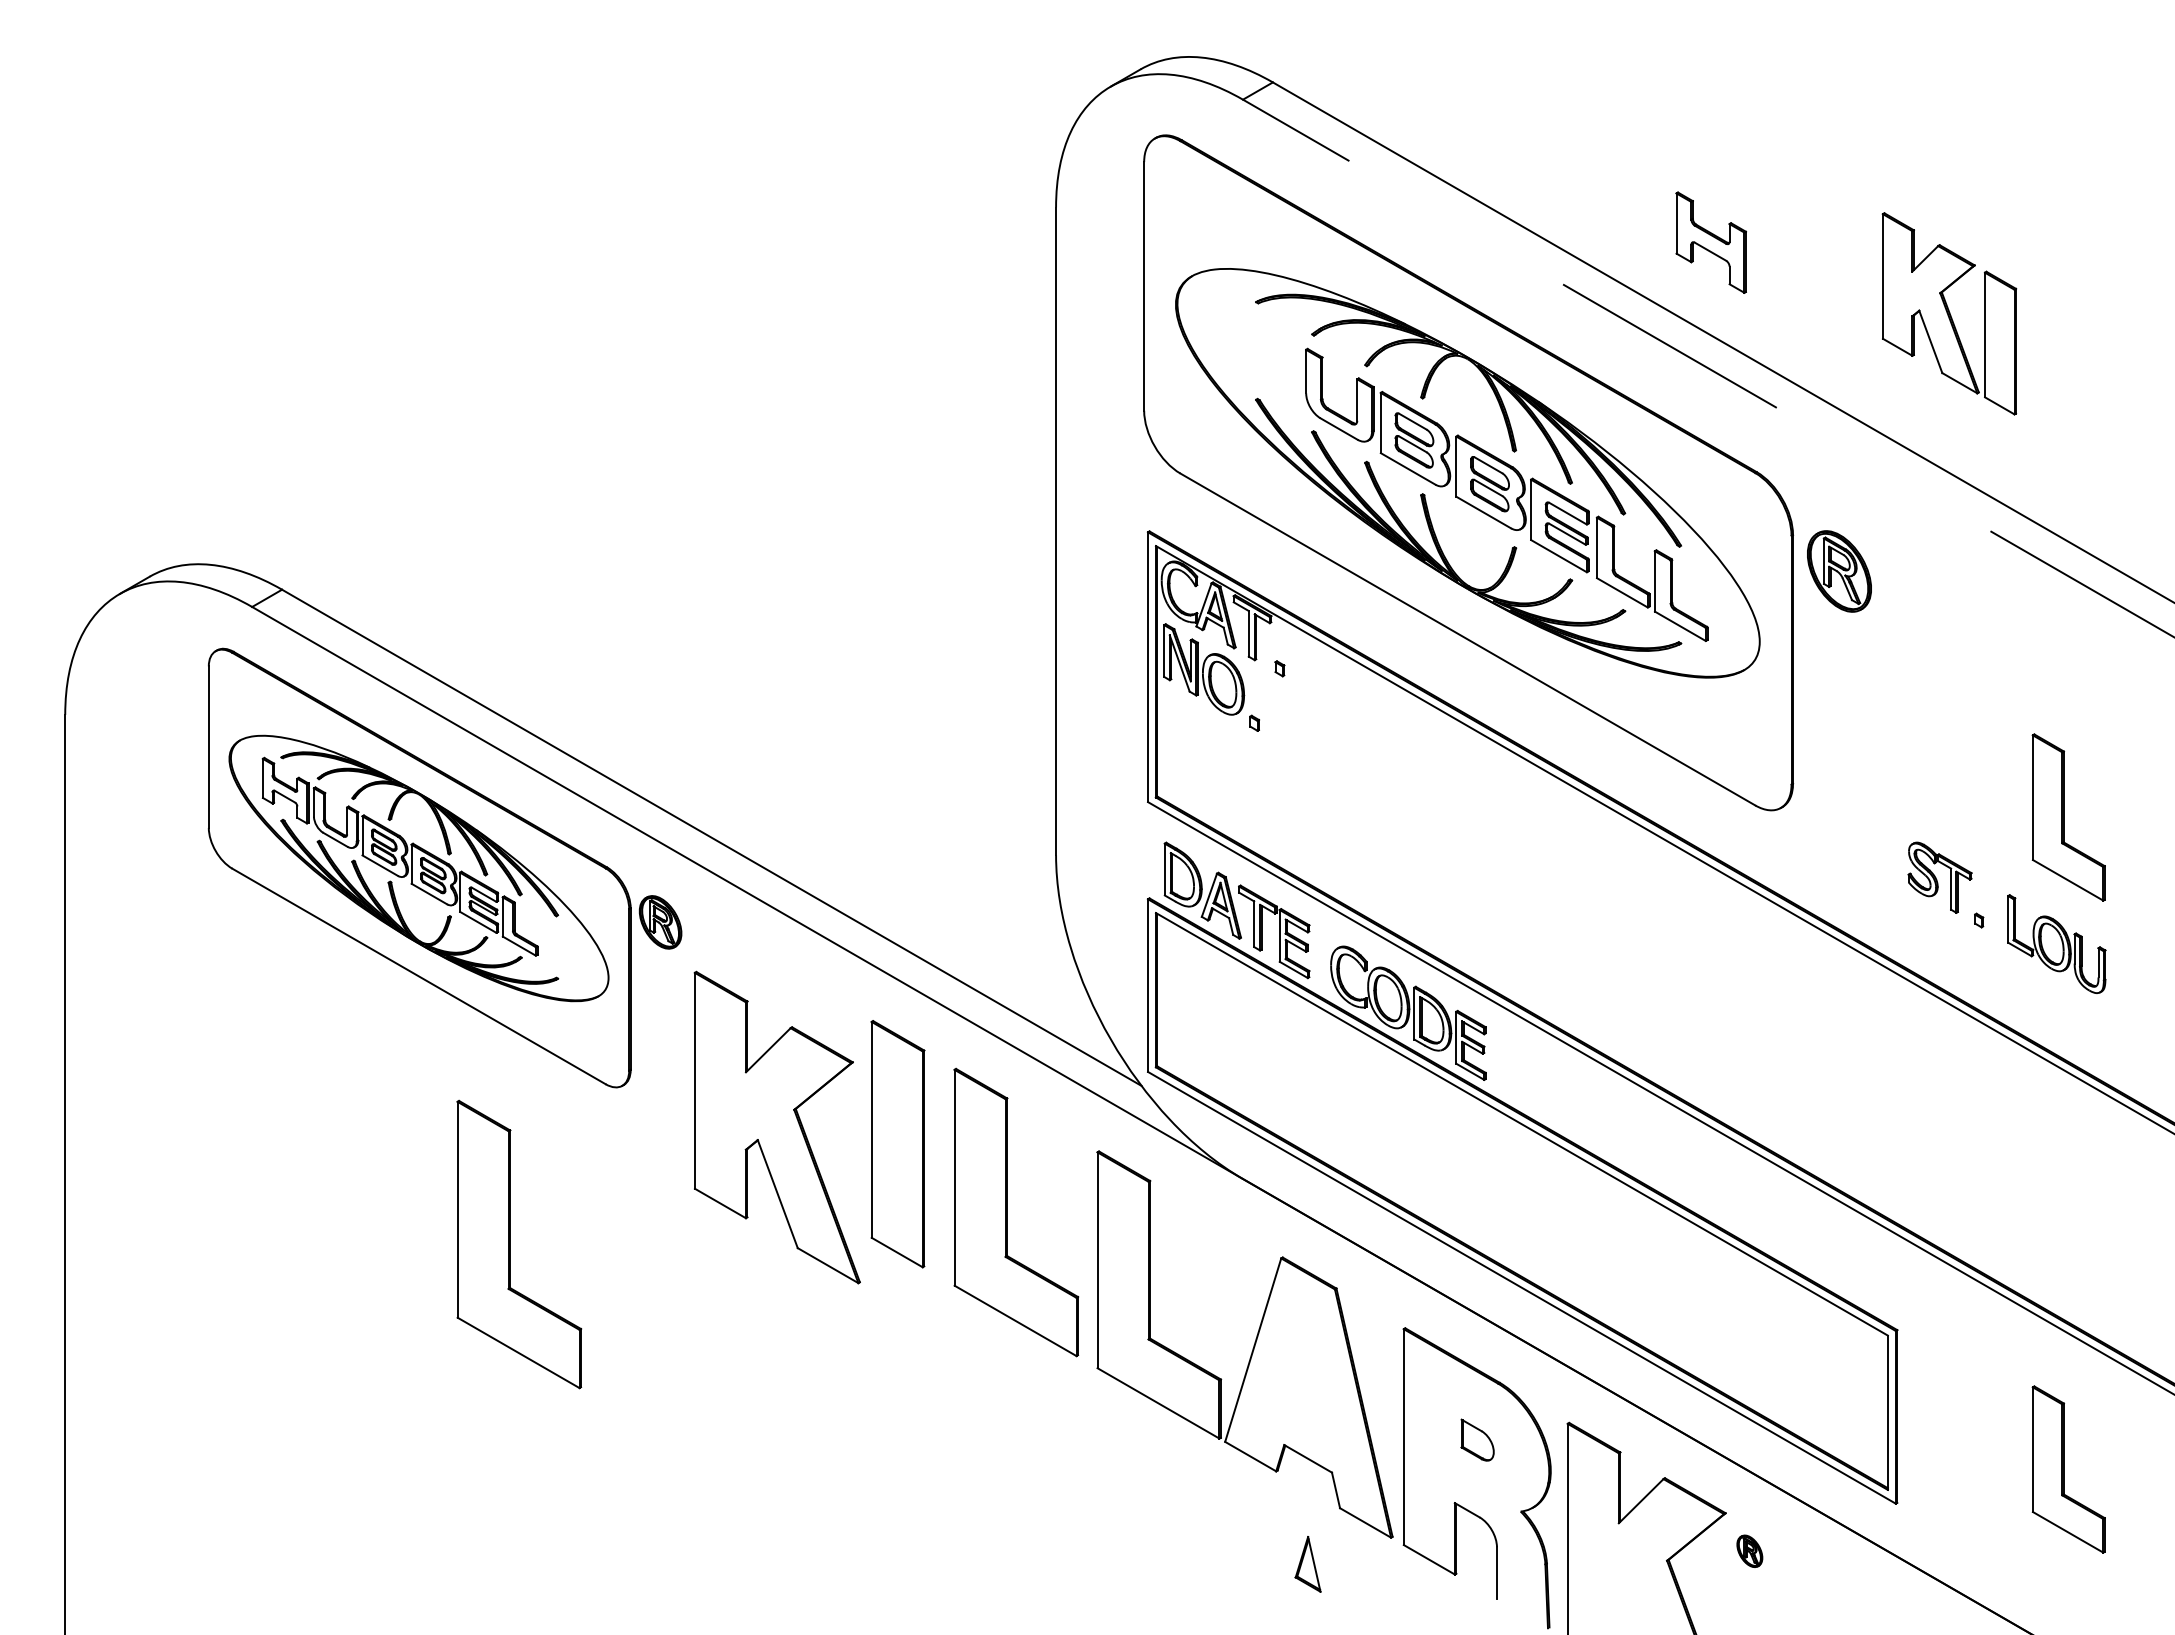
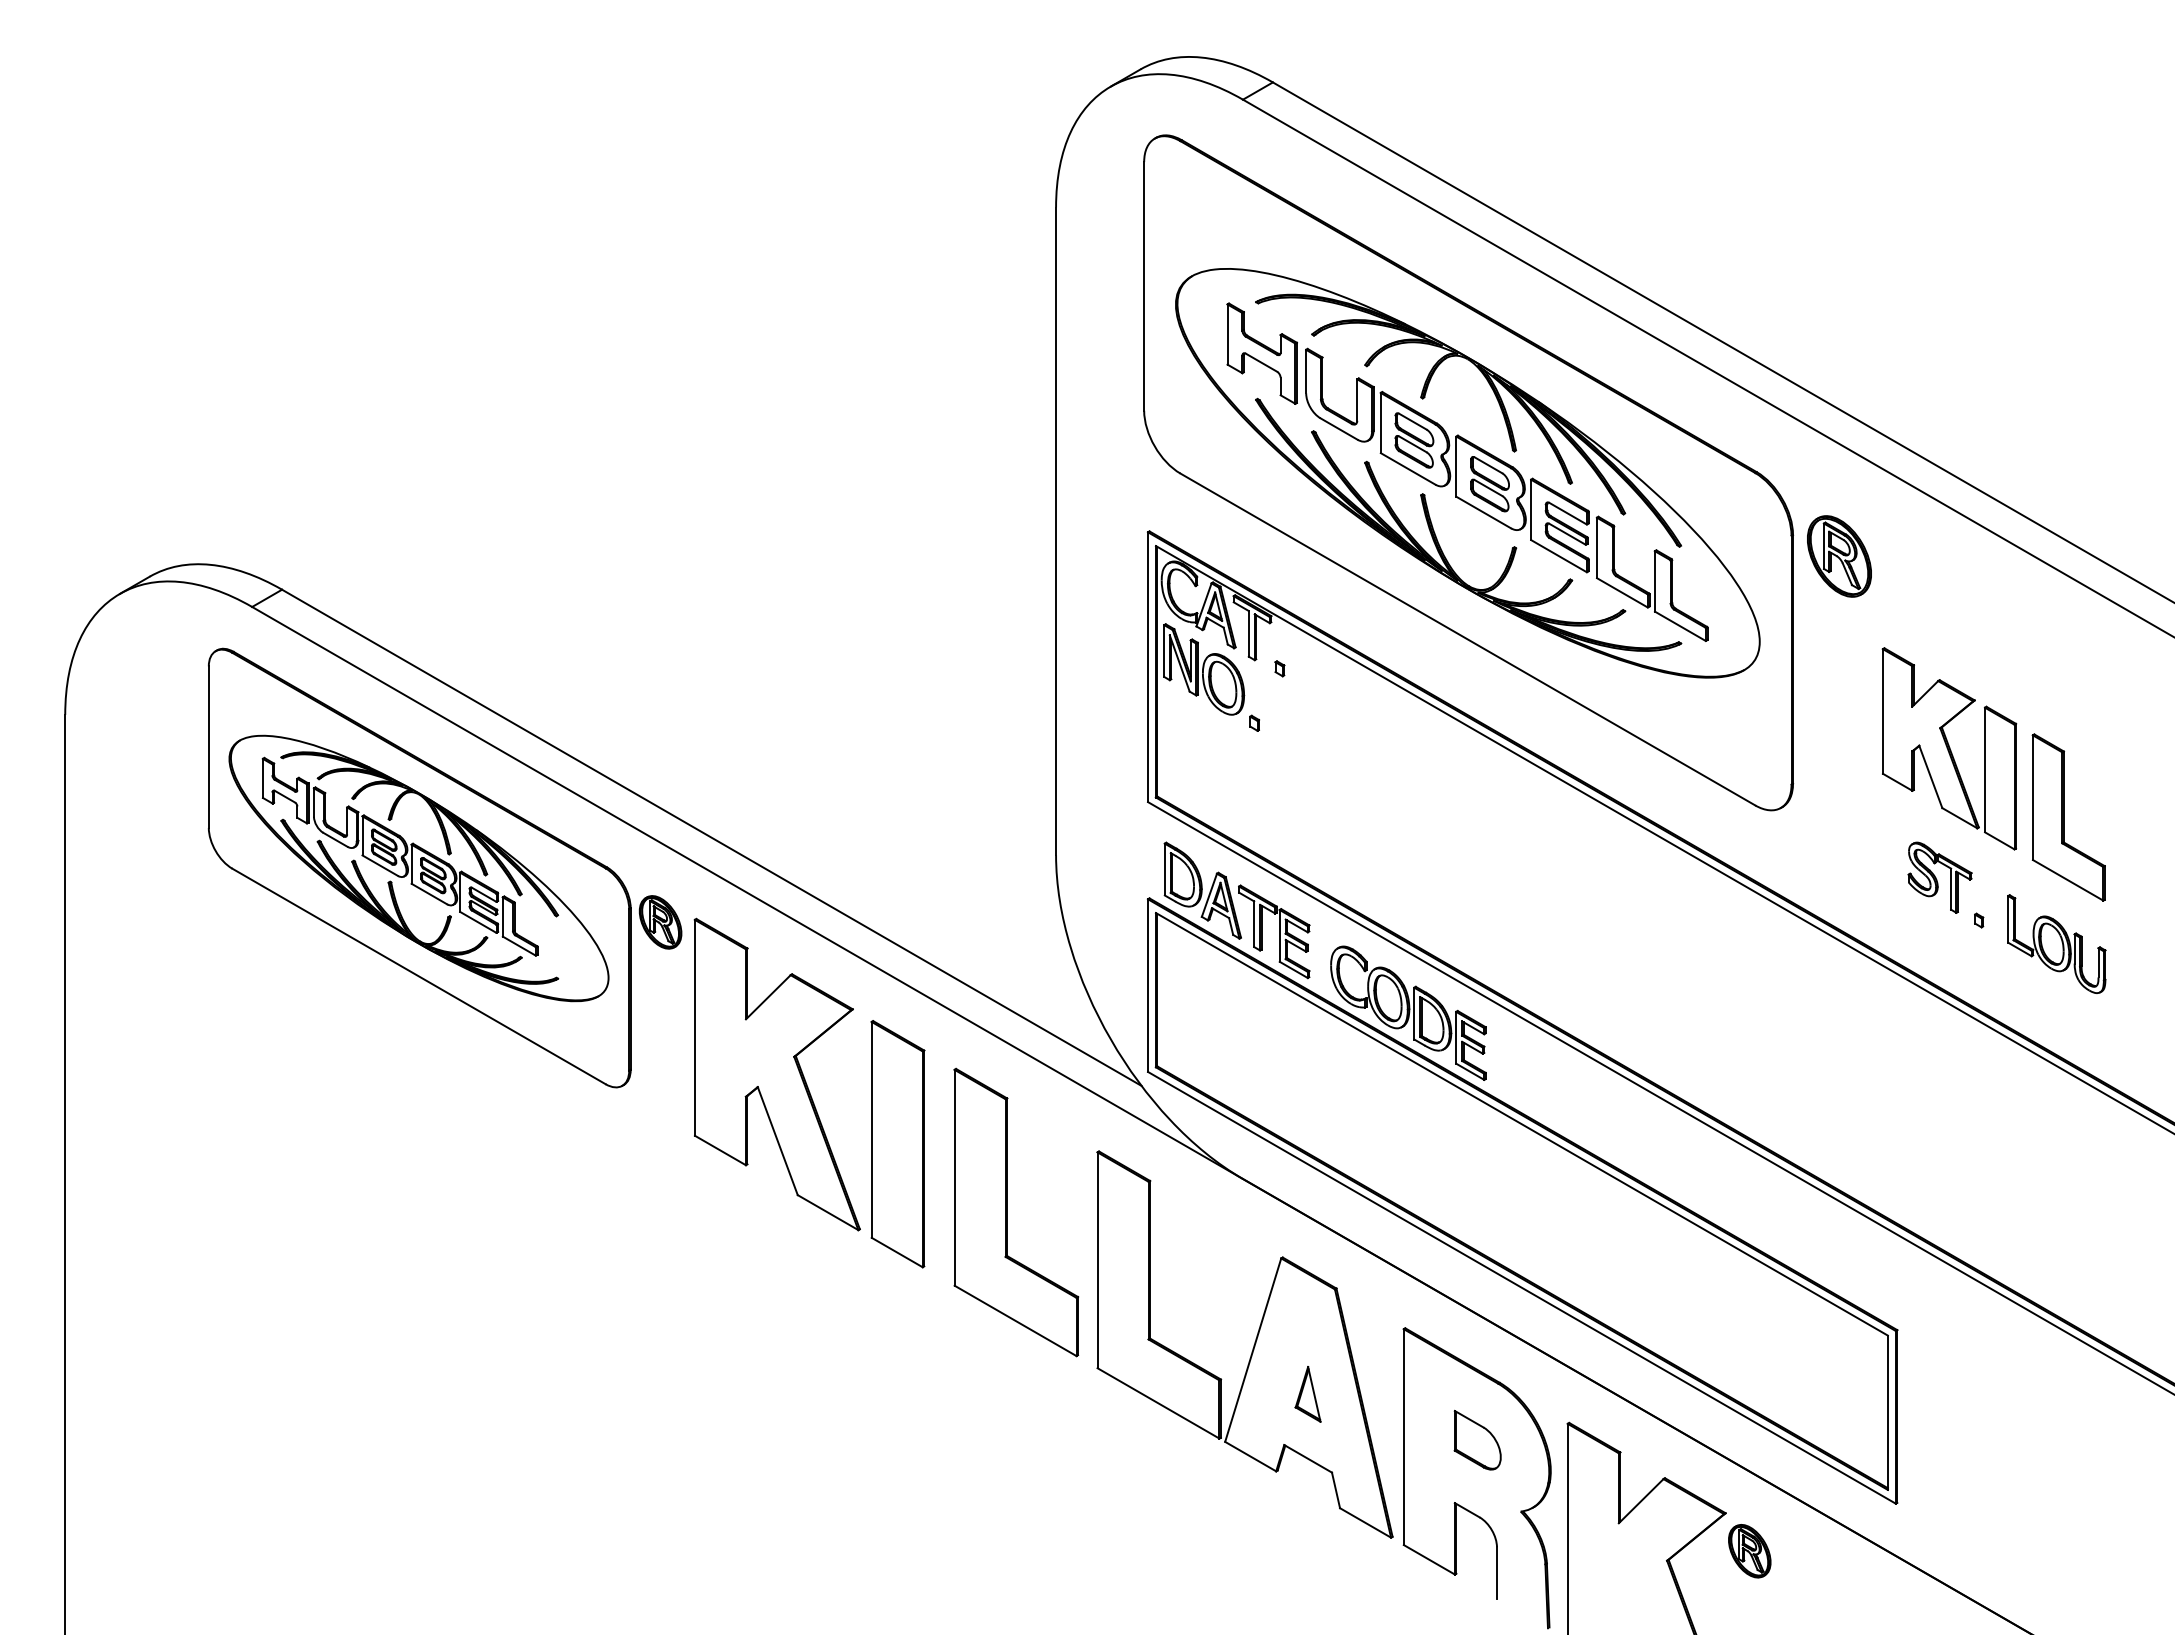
part position: (1710, 242) -> (1261, 353) (1261, 353)
part position: (1949, 313) -> (1949, 748) (1949, 748)
line: dashed -> solid (1708, 368)
part position: (1839, 571) -> (1839, 556) (1839, 556)
part position: (776, 1127) -> (776, 1074) (776, 1074)
part: present -> none (510, 1244)
part size: 35x44 px -> 49x62 px (1477, 1439)
part: present -> none (2068, 1469)
part size: 28x34 px -> 44x55 px (1749, 1551)
part position: (1307, 1564) -> (1307, 1394) (1307, 1394)
